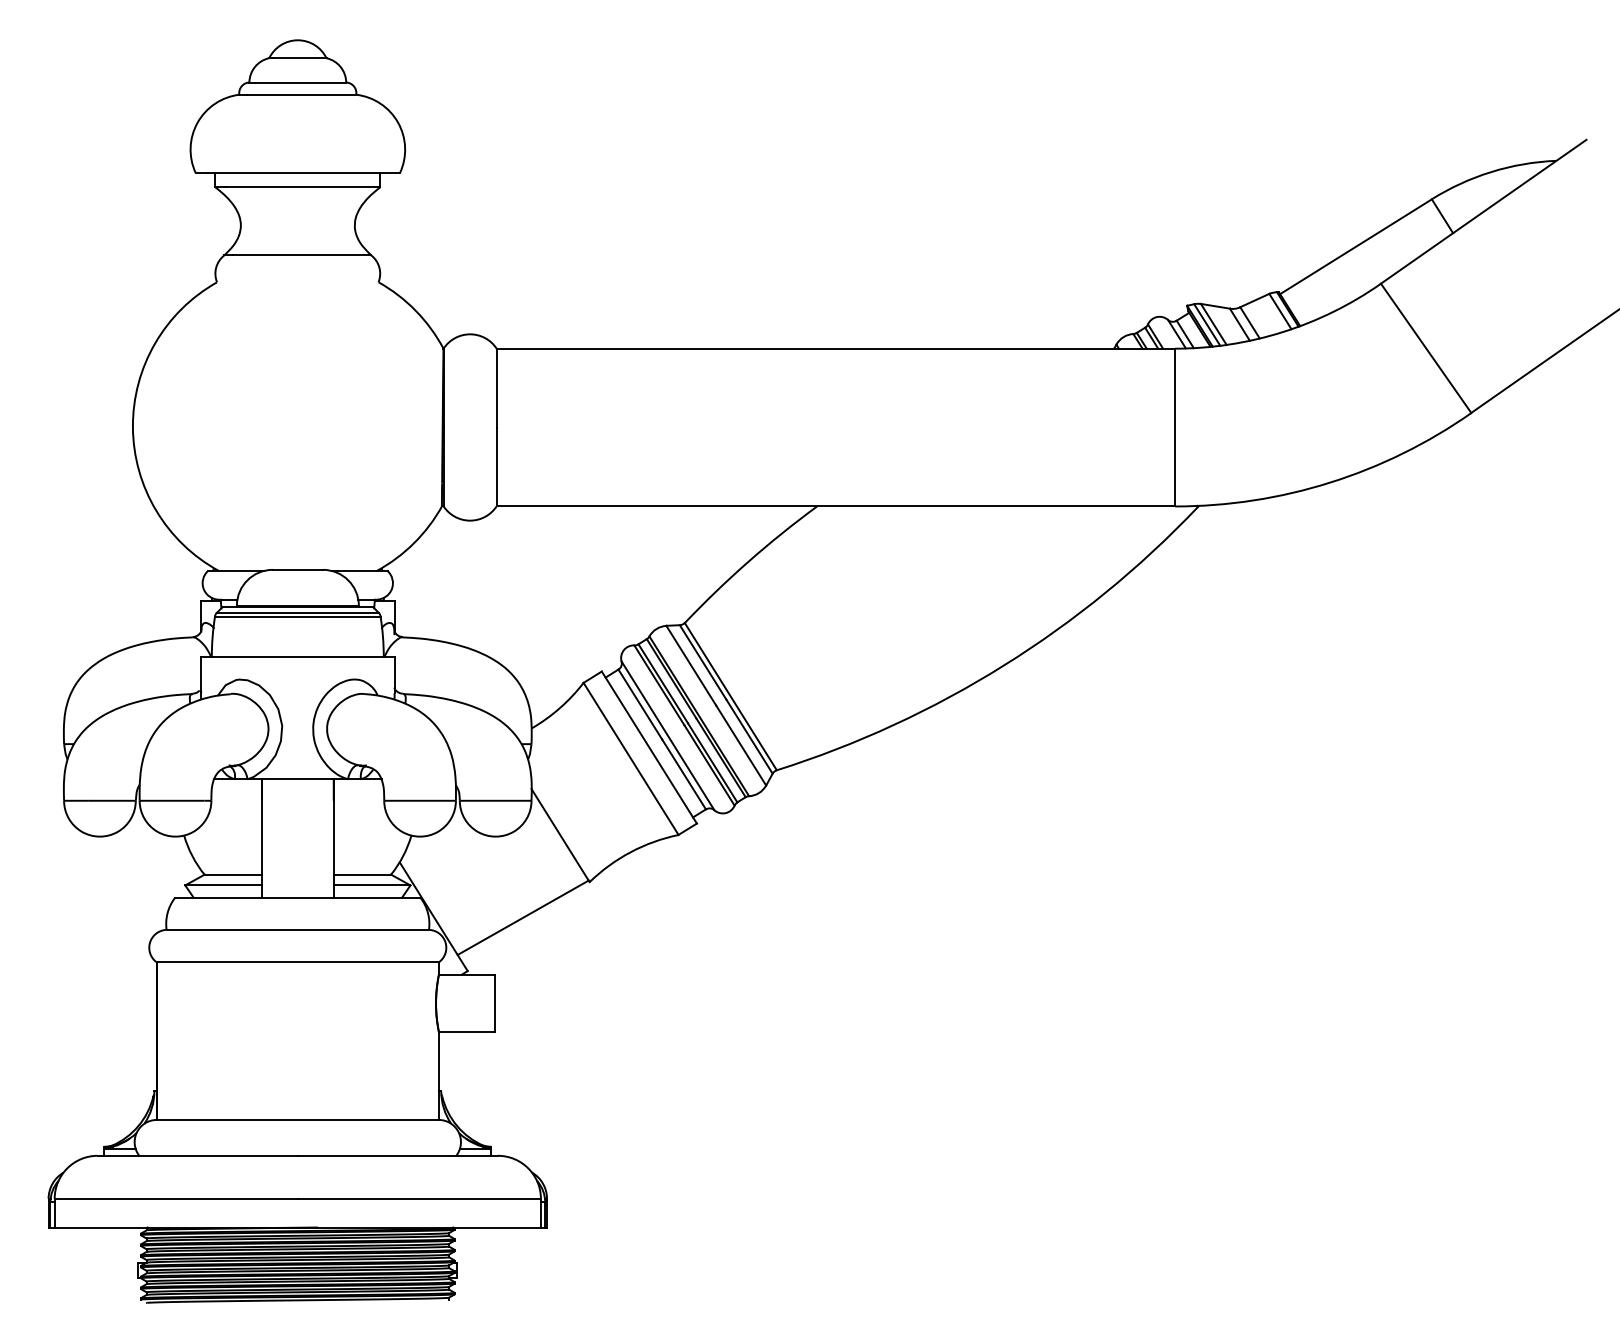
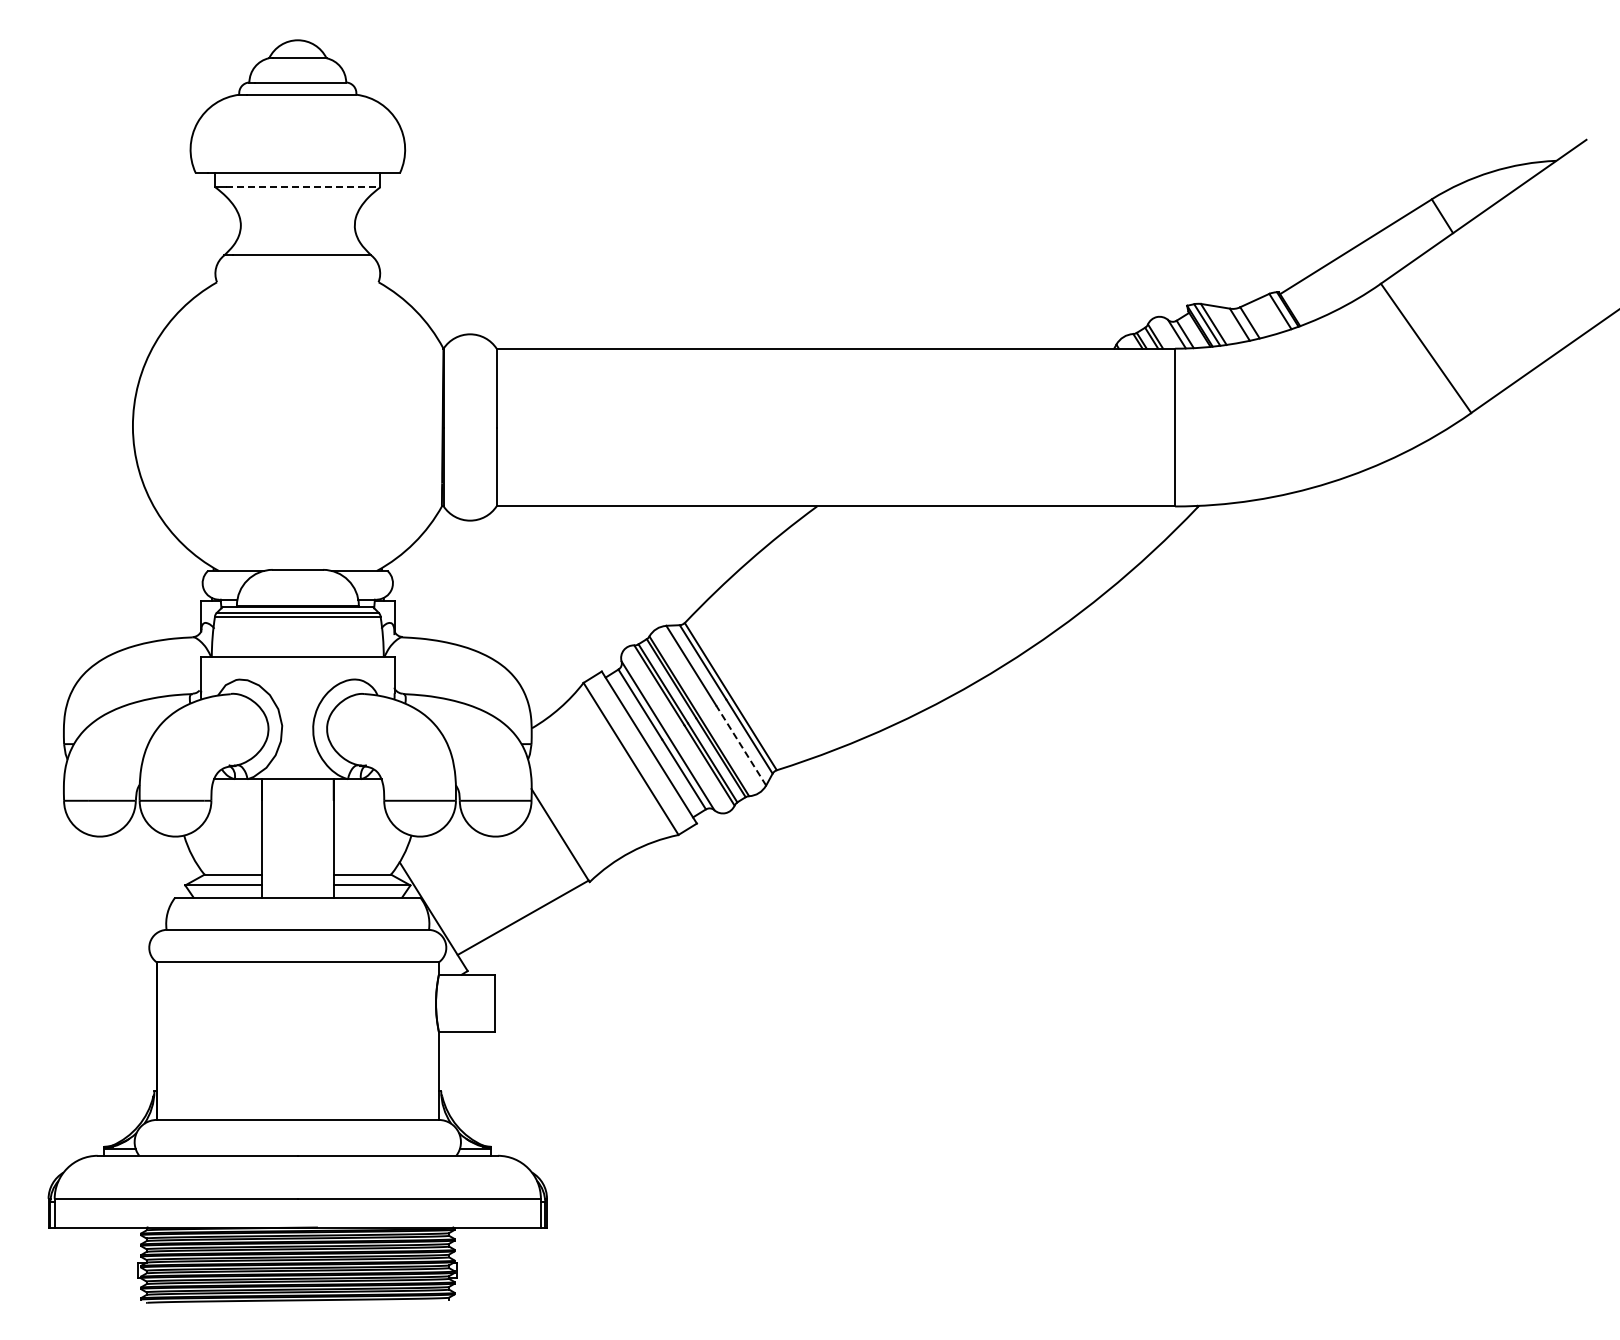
line: solid -> dashed (303, 187)
line: solid -> dashed (740, 745)
